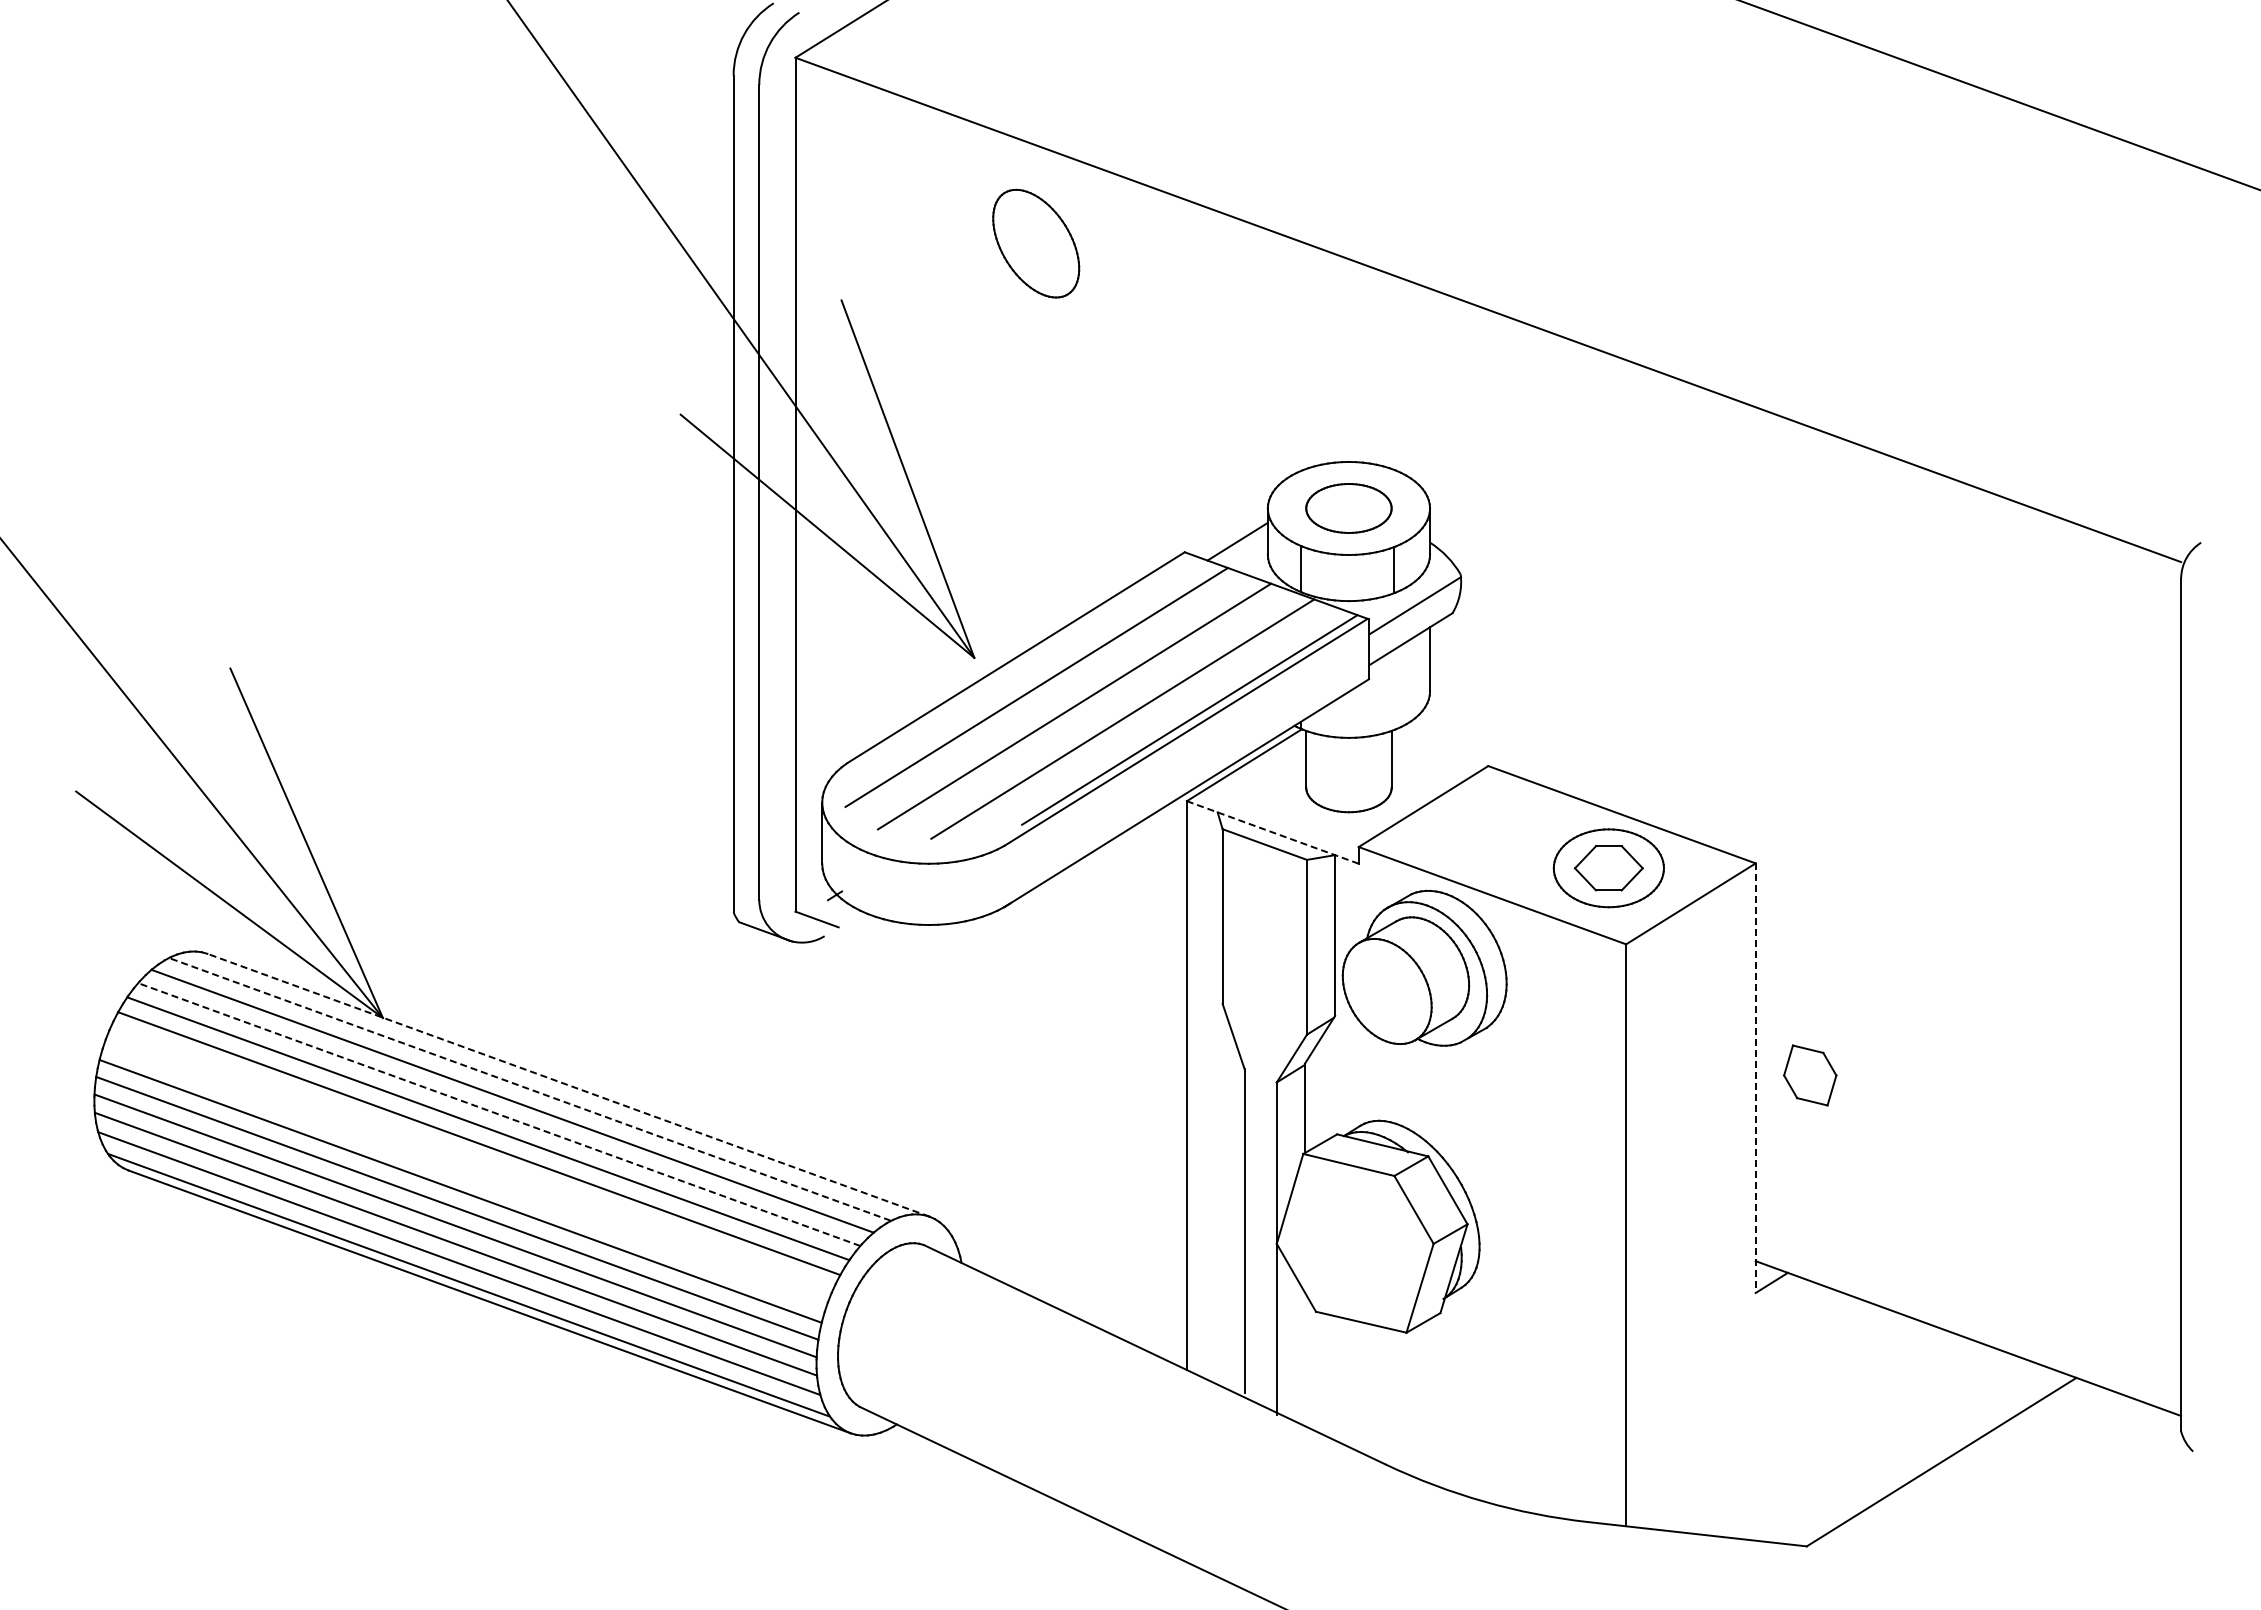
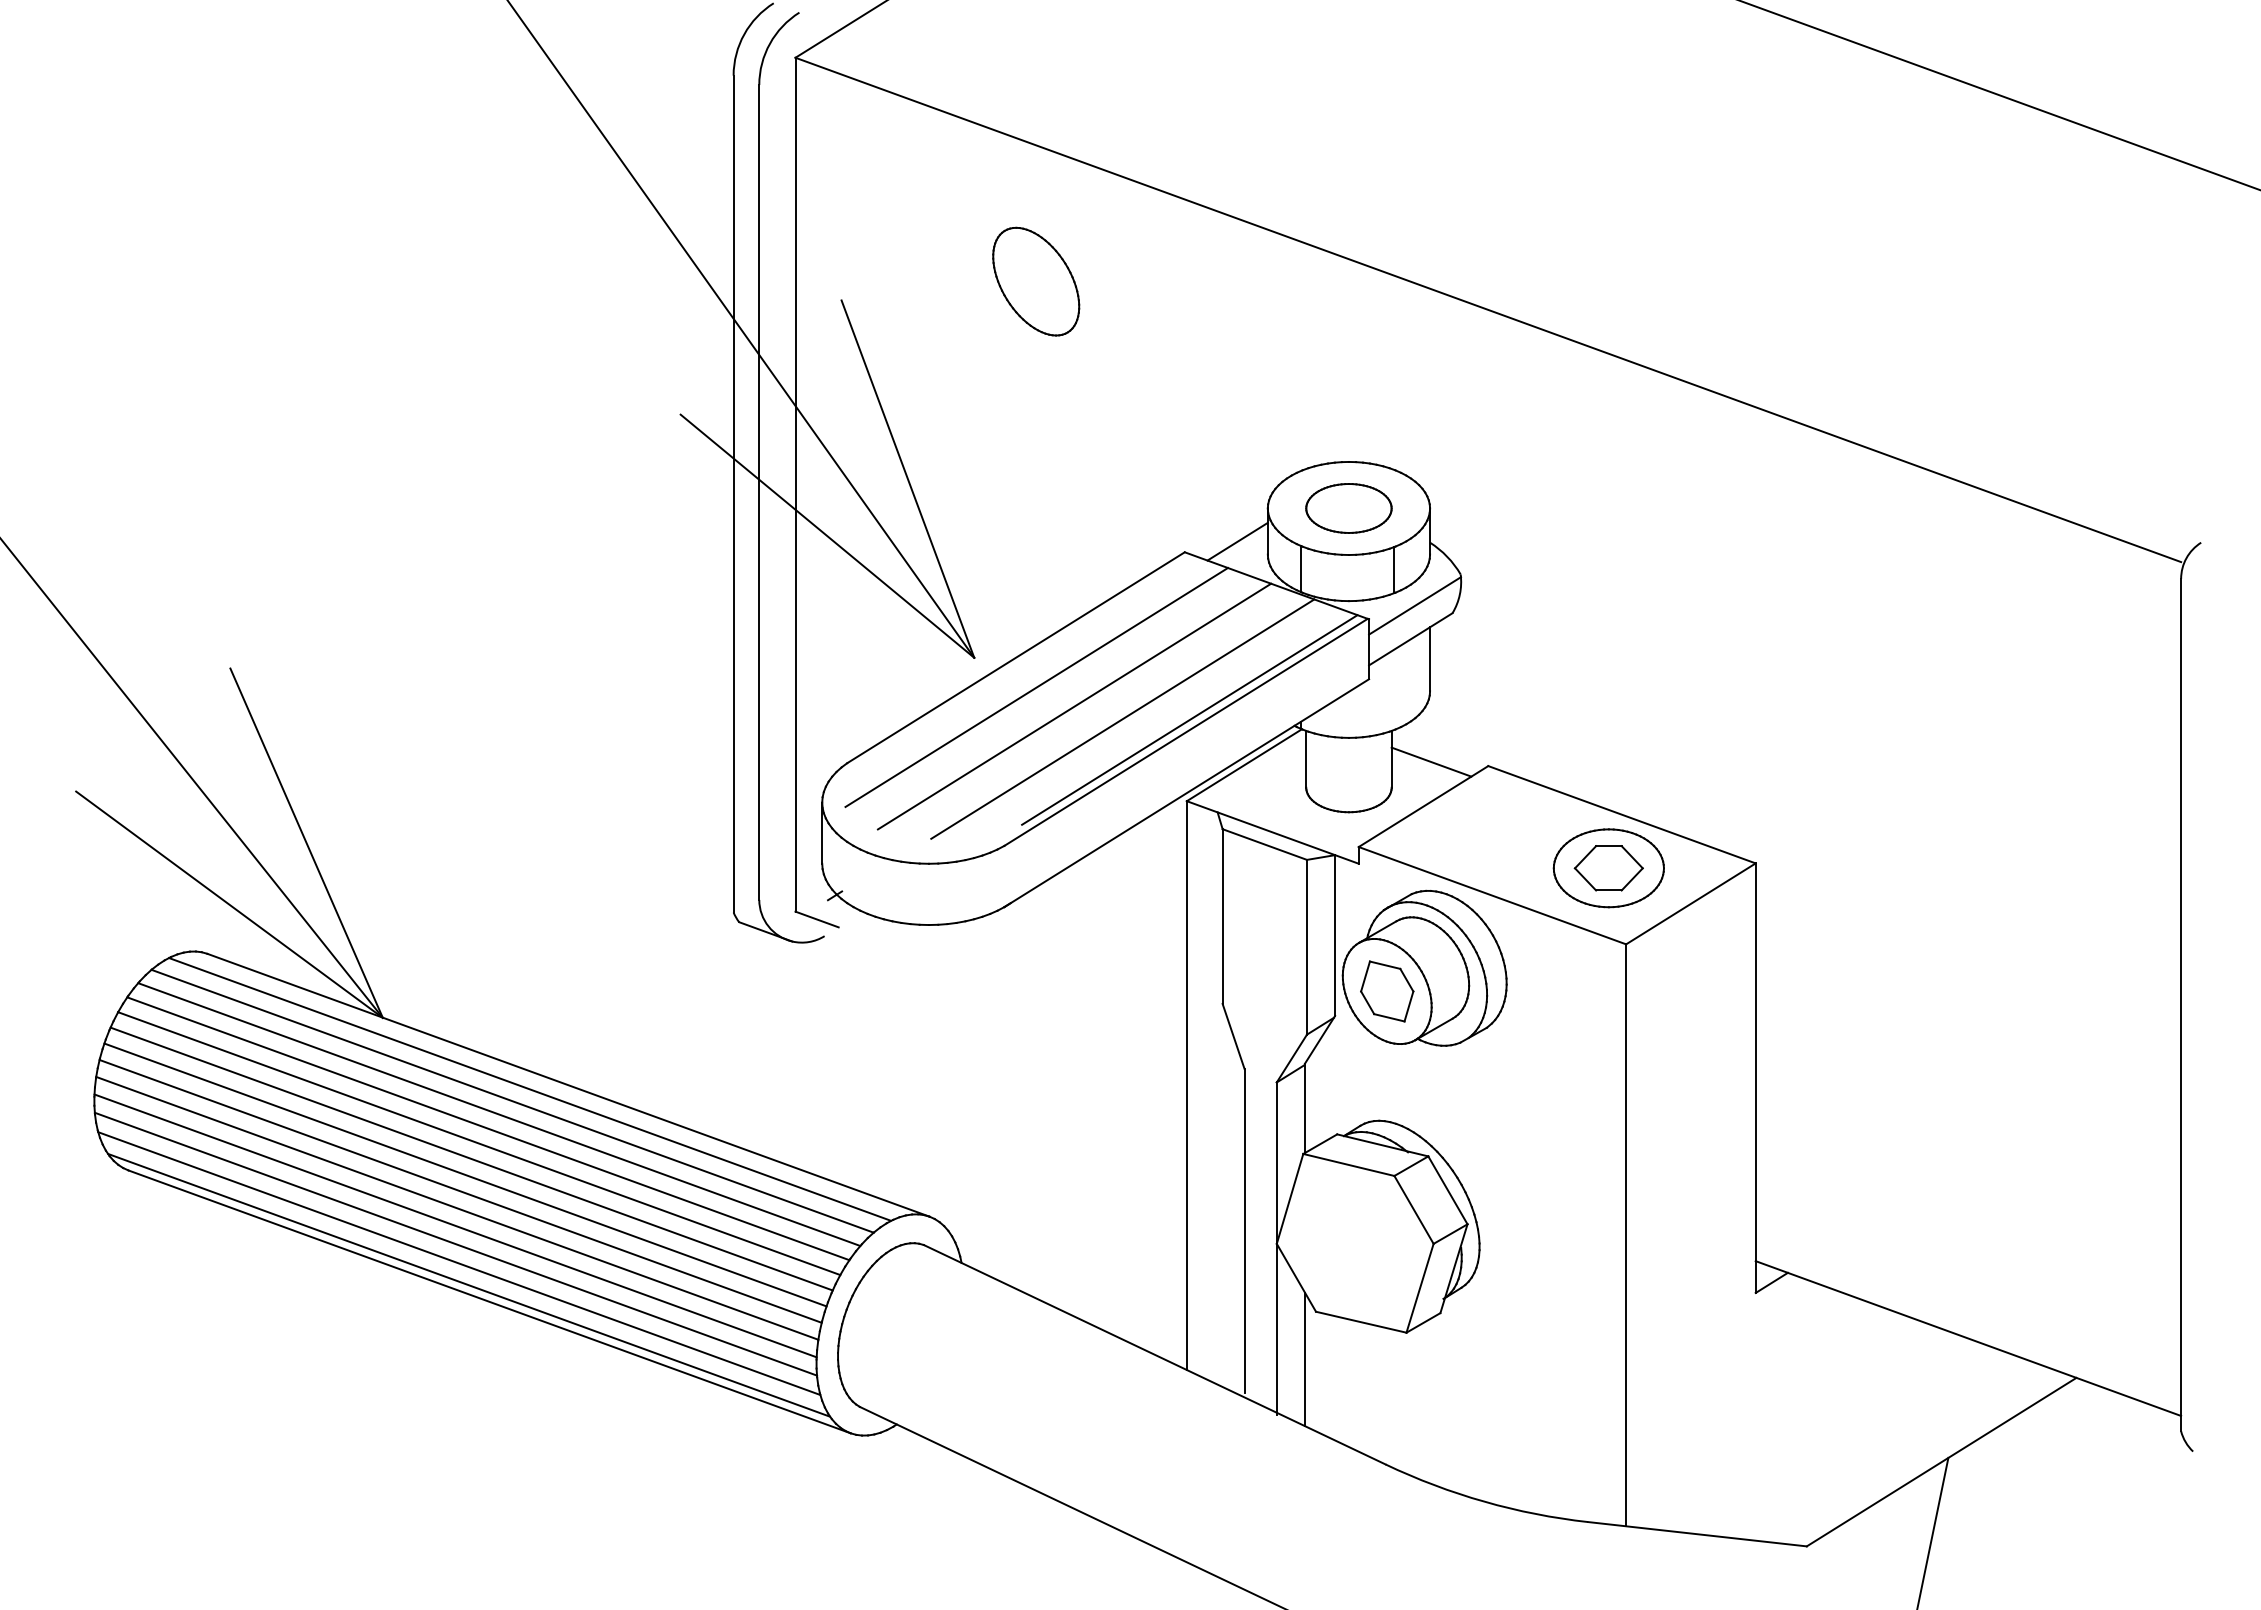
part position: (1036, 243) -> (1036, 281) (1036, 281)
line: none -> present (1431, 761)
line: dashed -> solid (1272, 832)
part position: (1810, 1075) -> (1387, 991) (1387, 991)
line: dashed -> solid (1755, 1078)
line: dashed -> solid (567, 1085)
line: dashed -> solid (529, 1089)
line: dashed -> solid (498, 1114)
line: none -> present (471, 1158)
line: none -> present (465, 1174)
line: none -> present (1304, 1359)
line: none -> present (1932, 1531)
